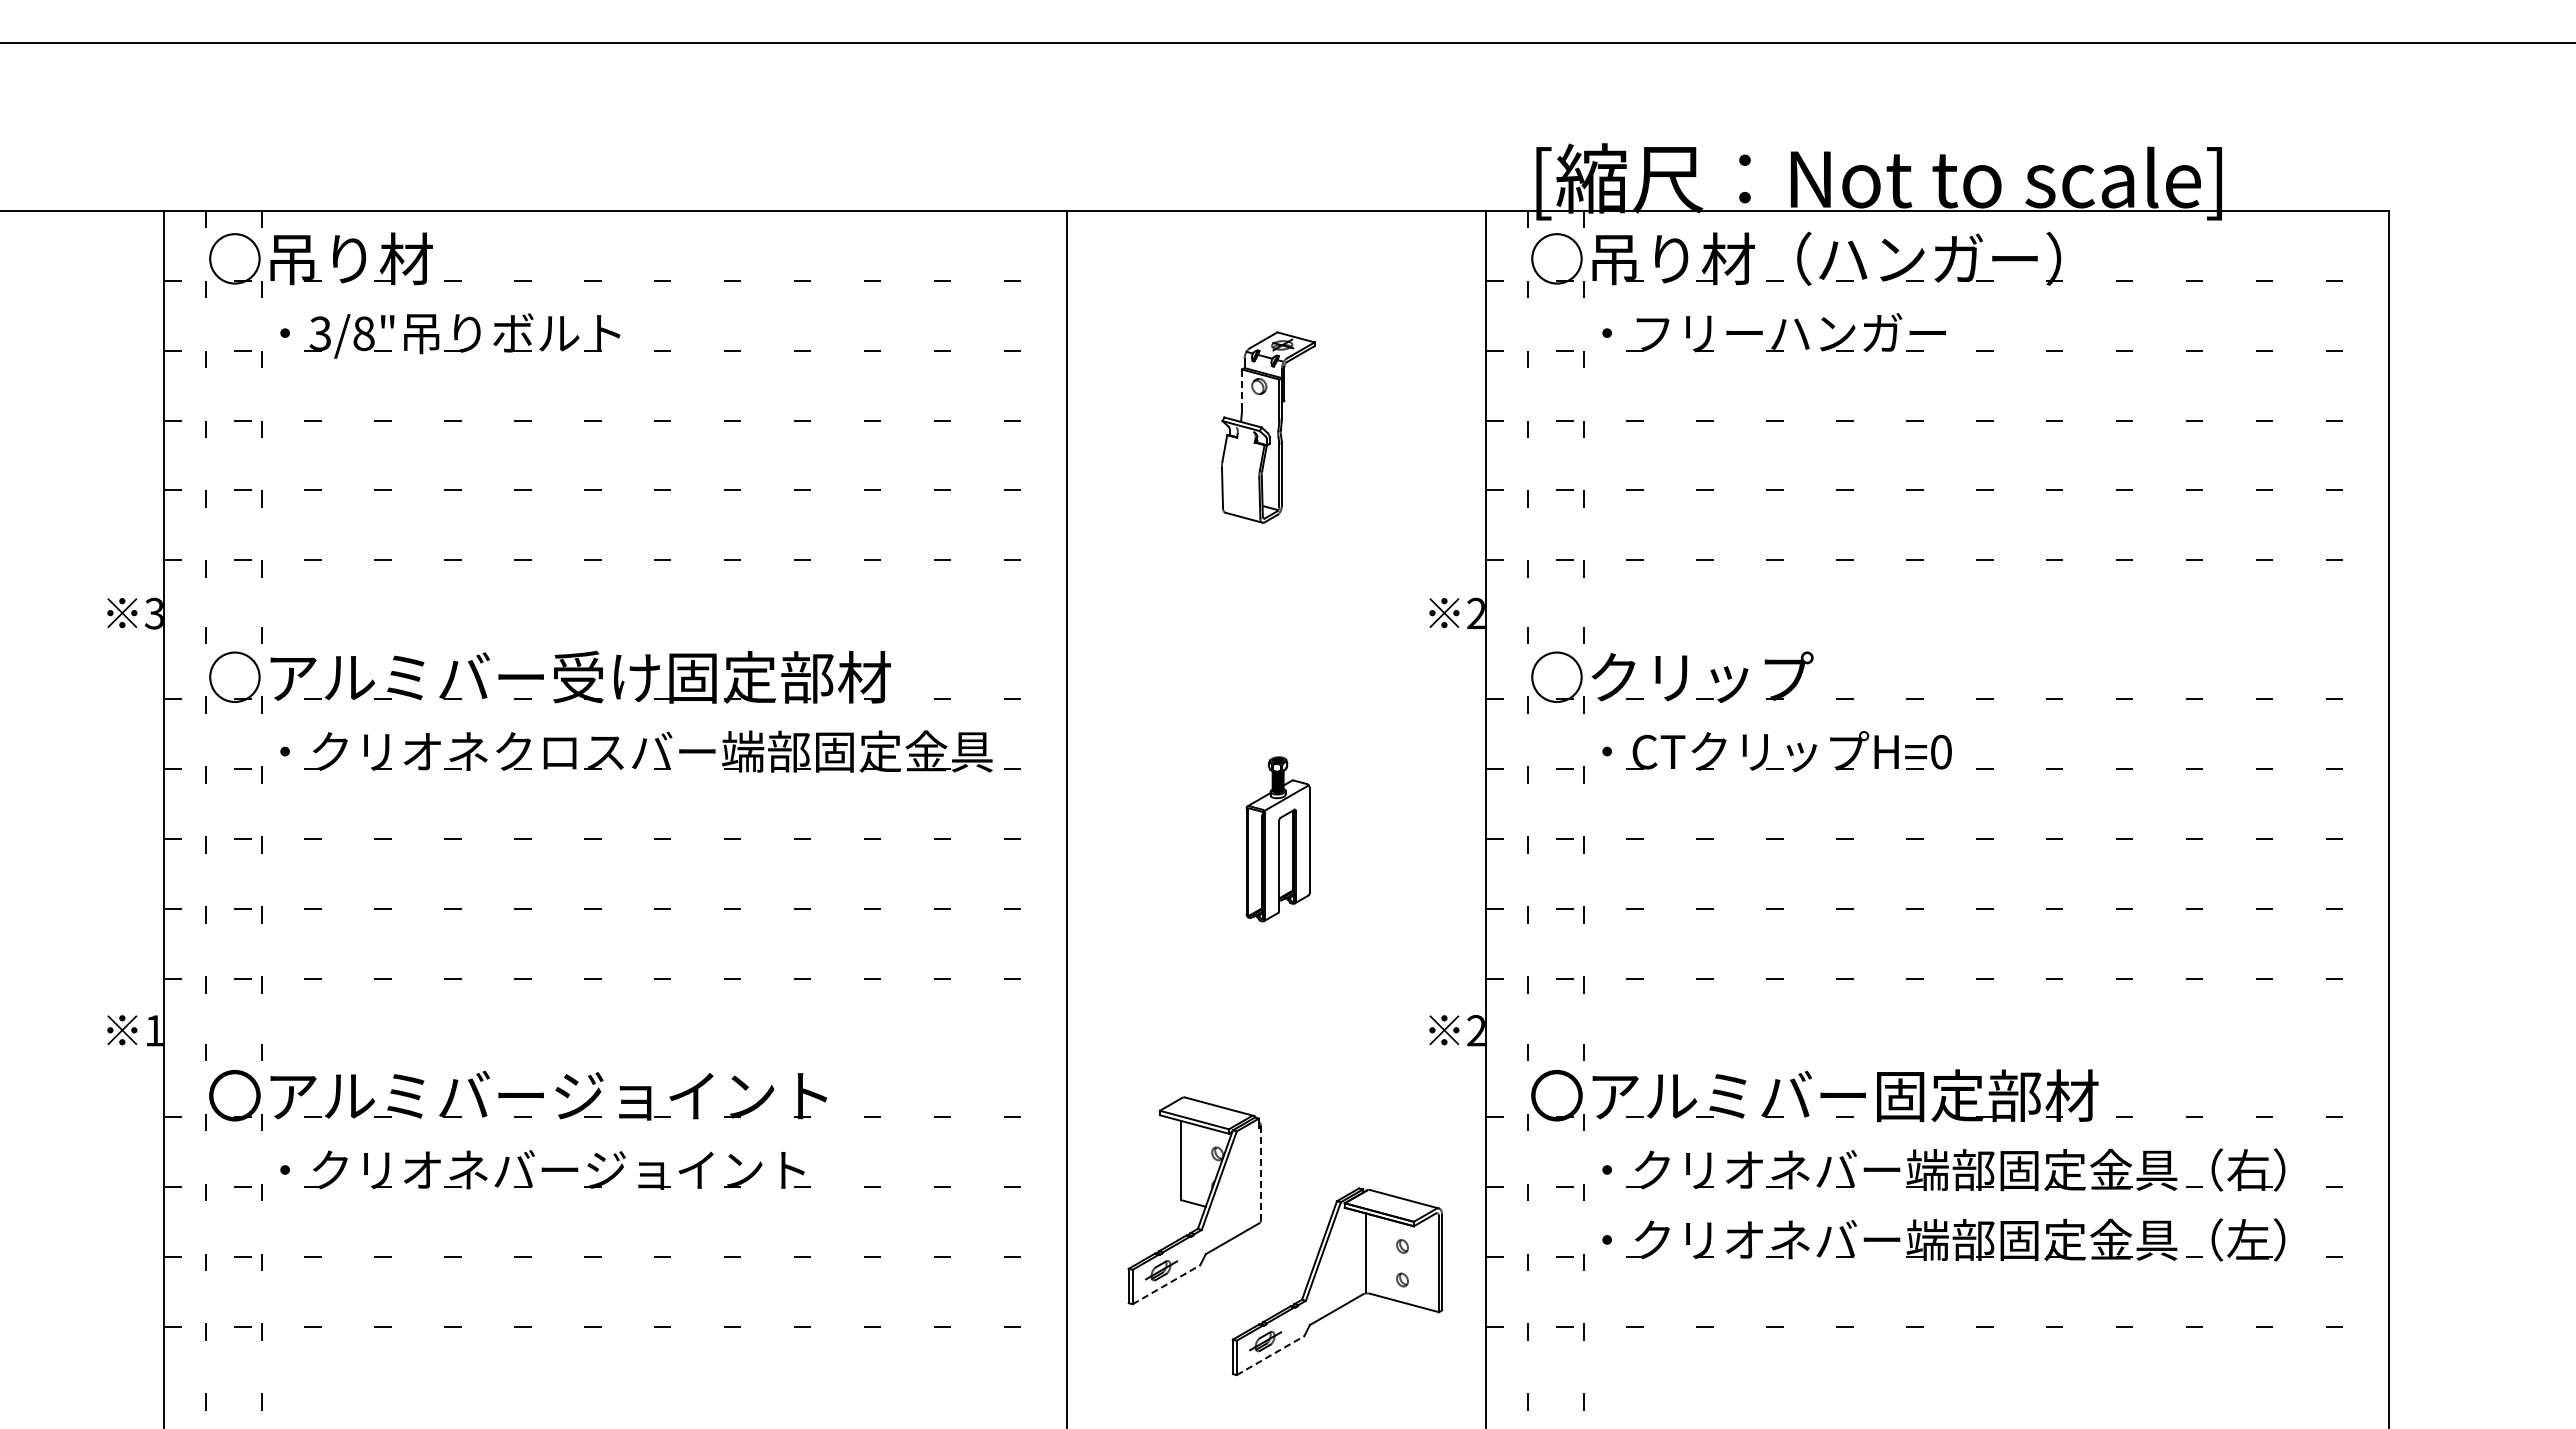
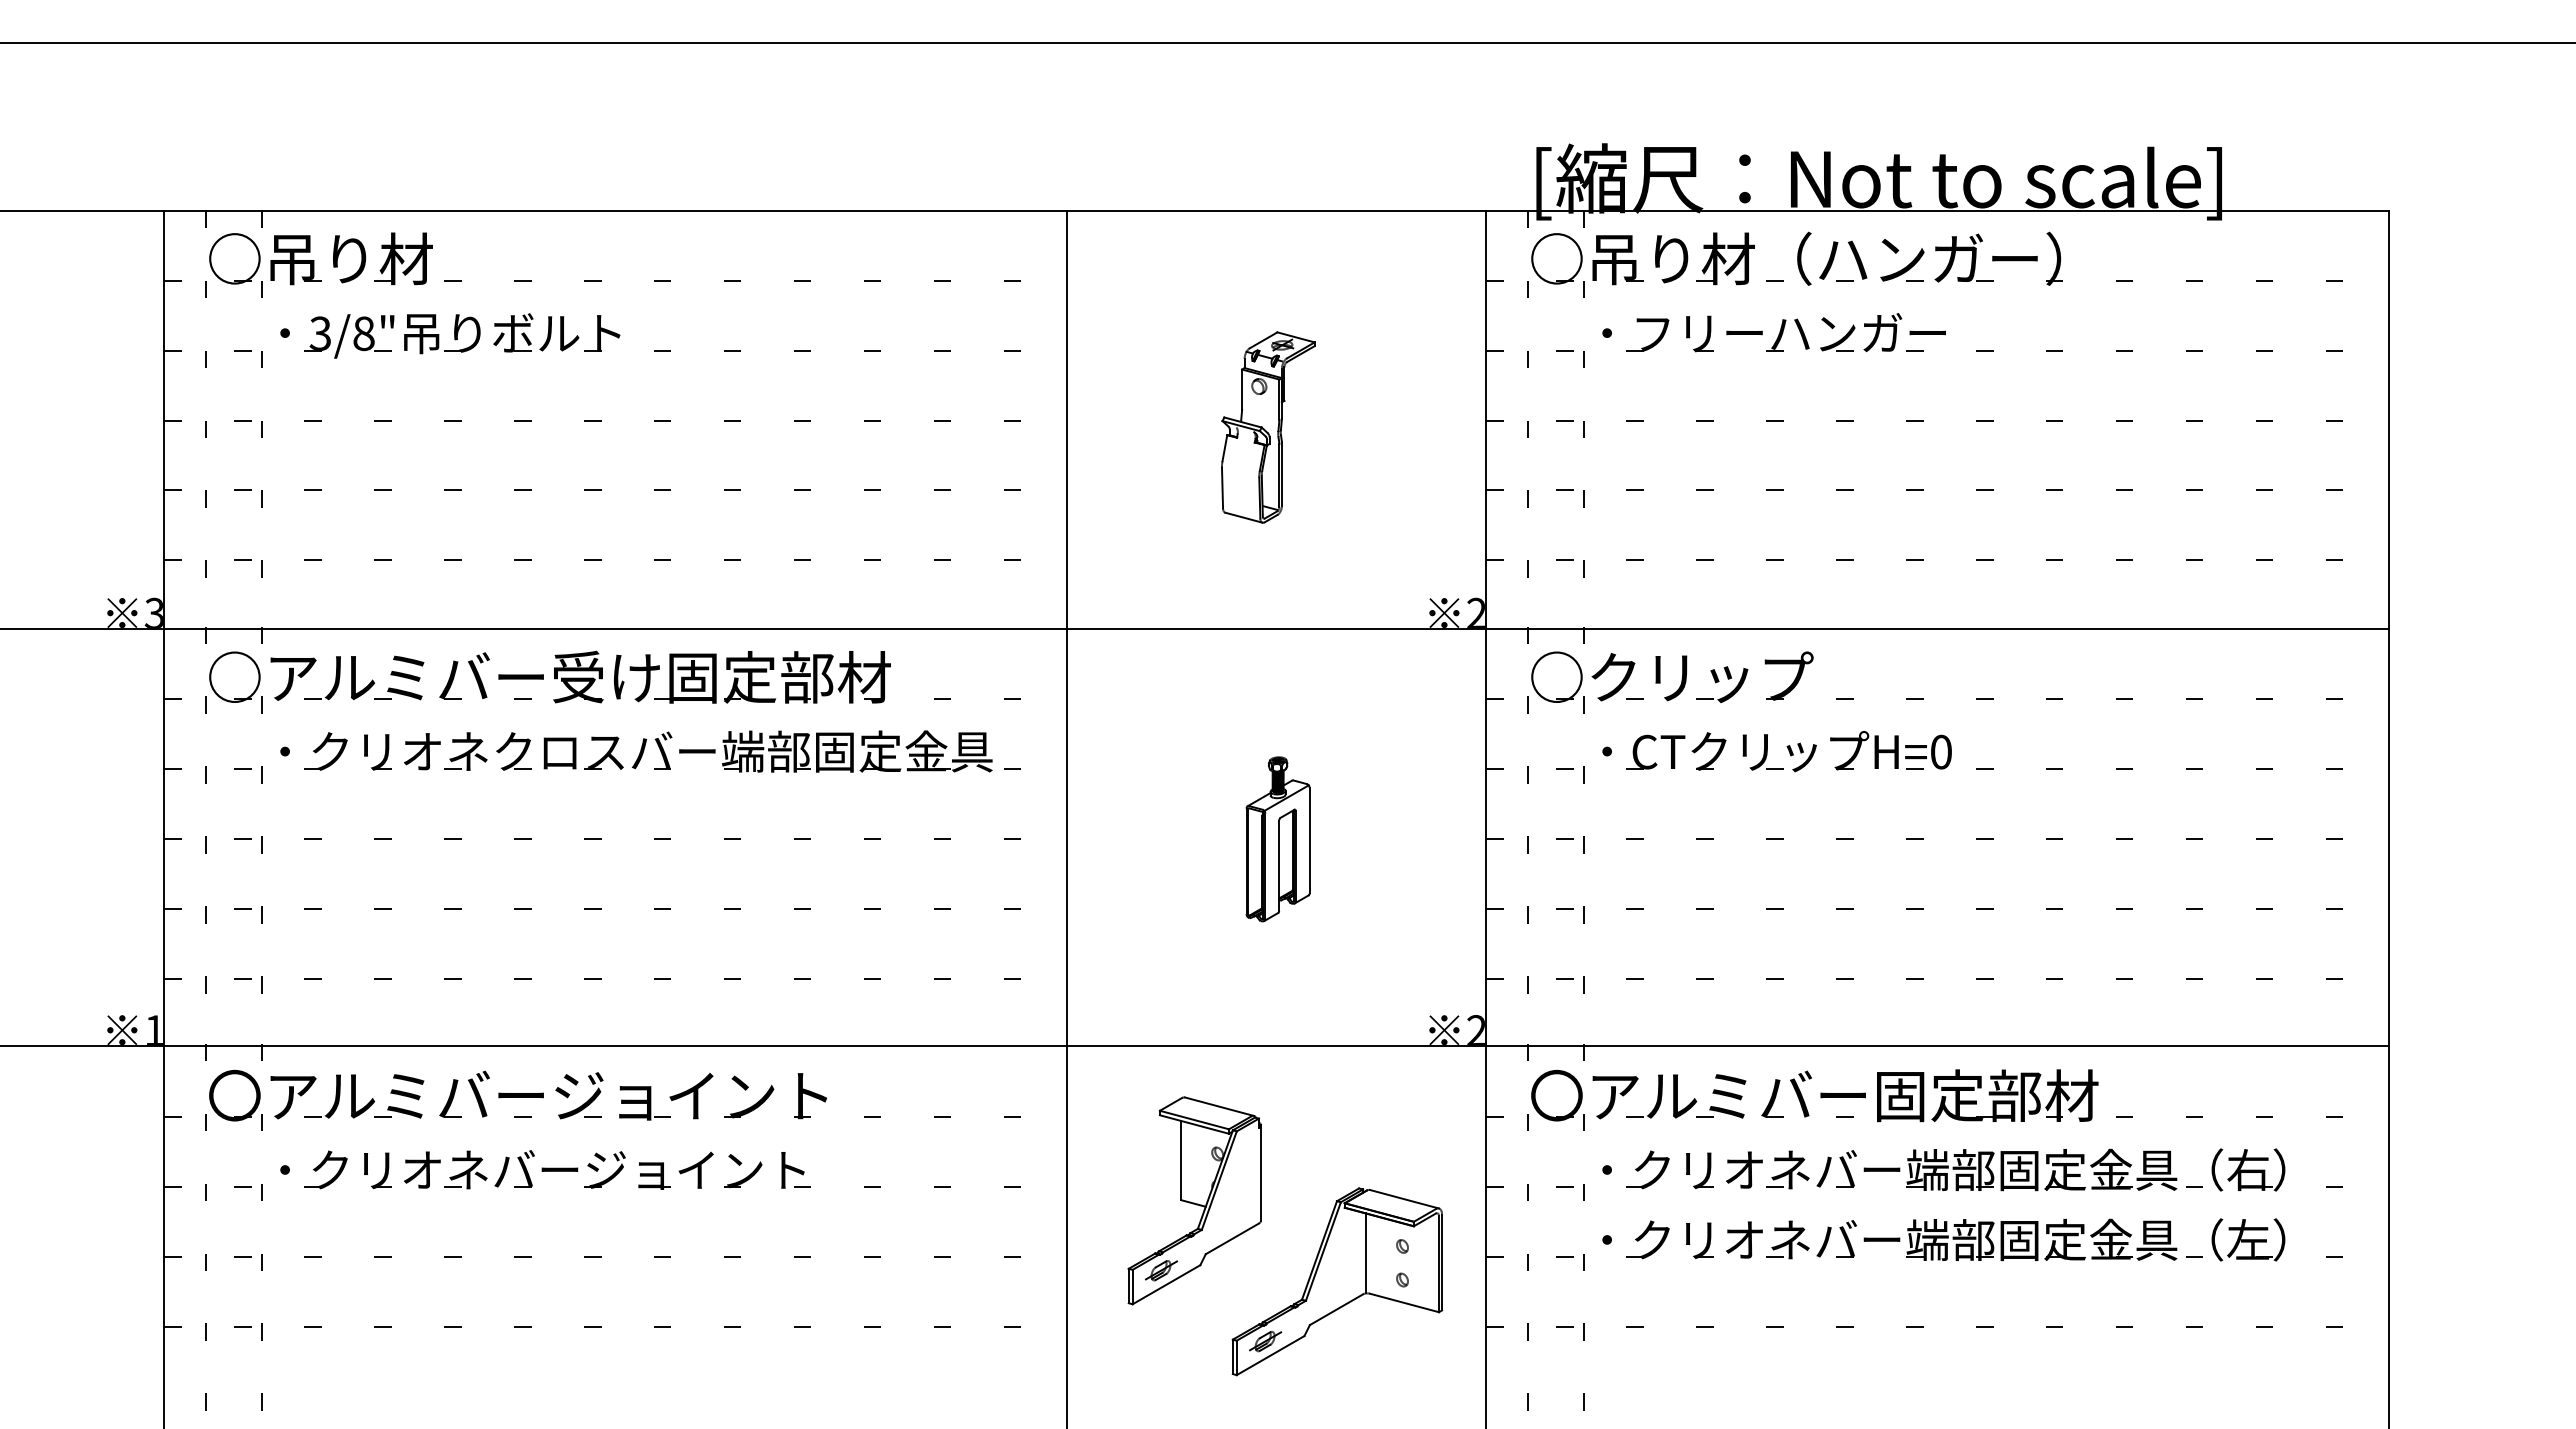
line: dashed -> solid (1242, 390)
line: none -> present (1195, 629)
line: none -> present (1195, 1046)
line: dashed -> solid (1260, 1172)
line: dashed -> solid (1166, 1284)
line: dashed -> solid (1271, 1355)
